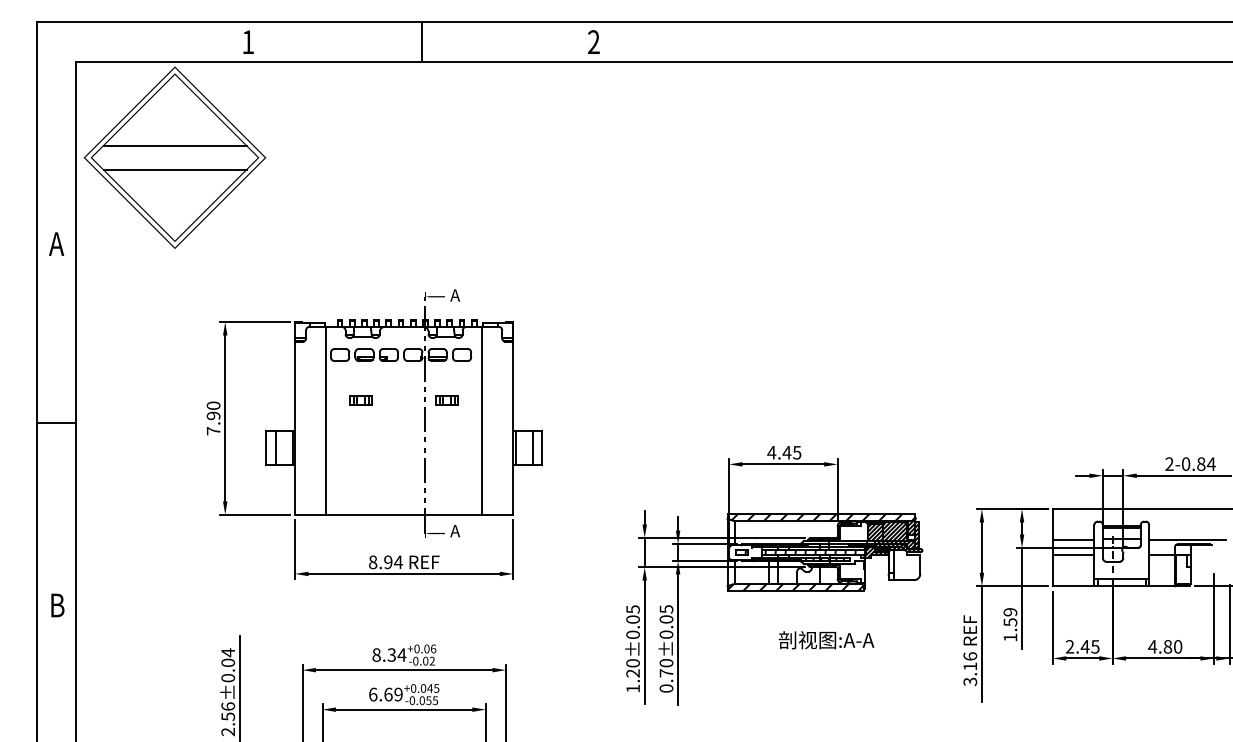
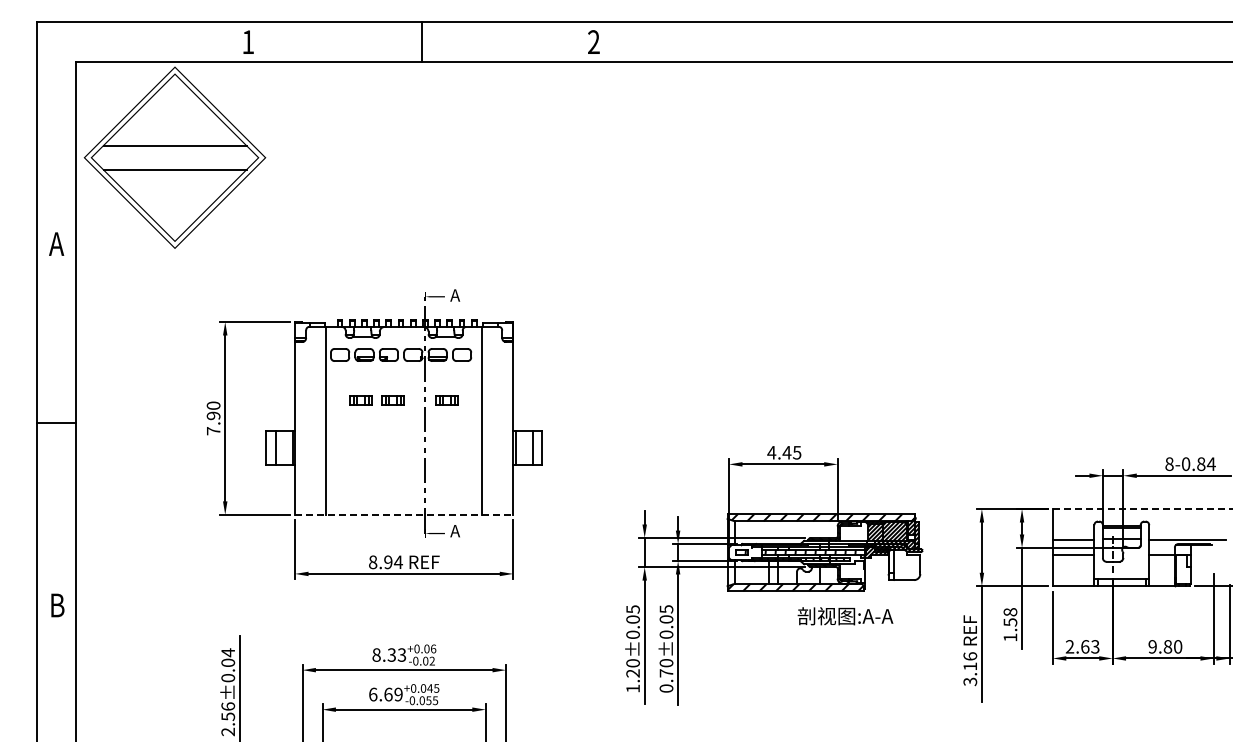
part: none -> present (392, 400)
text: 2-0.84 -> 8-0.84 (1169, 464)
line: solid -> dashed (1142, 509)
line: solid -> dashed (404, 514)
text: 1.59 -> 1.58 (1010, 612)
text position: (826, 640) -> (845, 616) (845, 616)
text: 2.45 -> 2.63 (1089, 646)
text: 4.80 -> 9.80 (1152, 646)
text: 8.34 -> 8.33 (401, 654)
